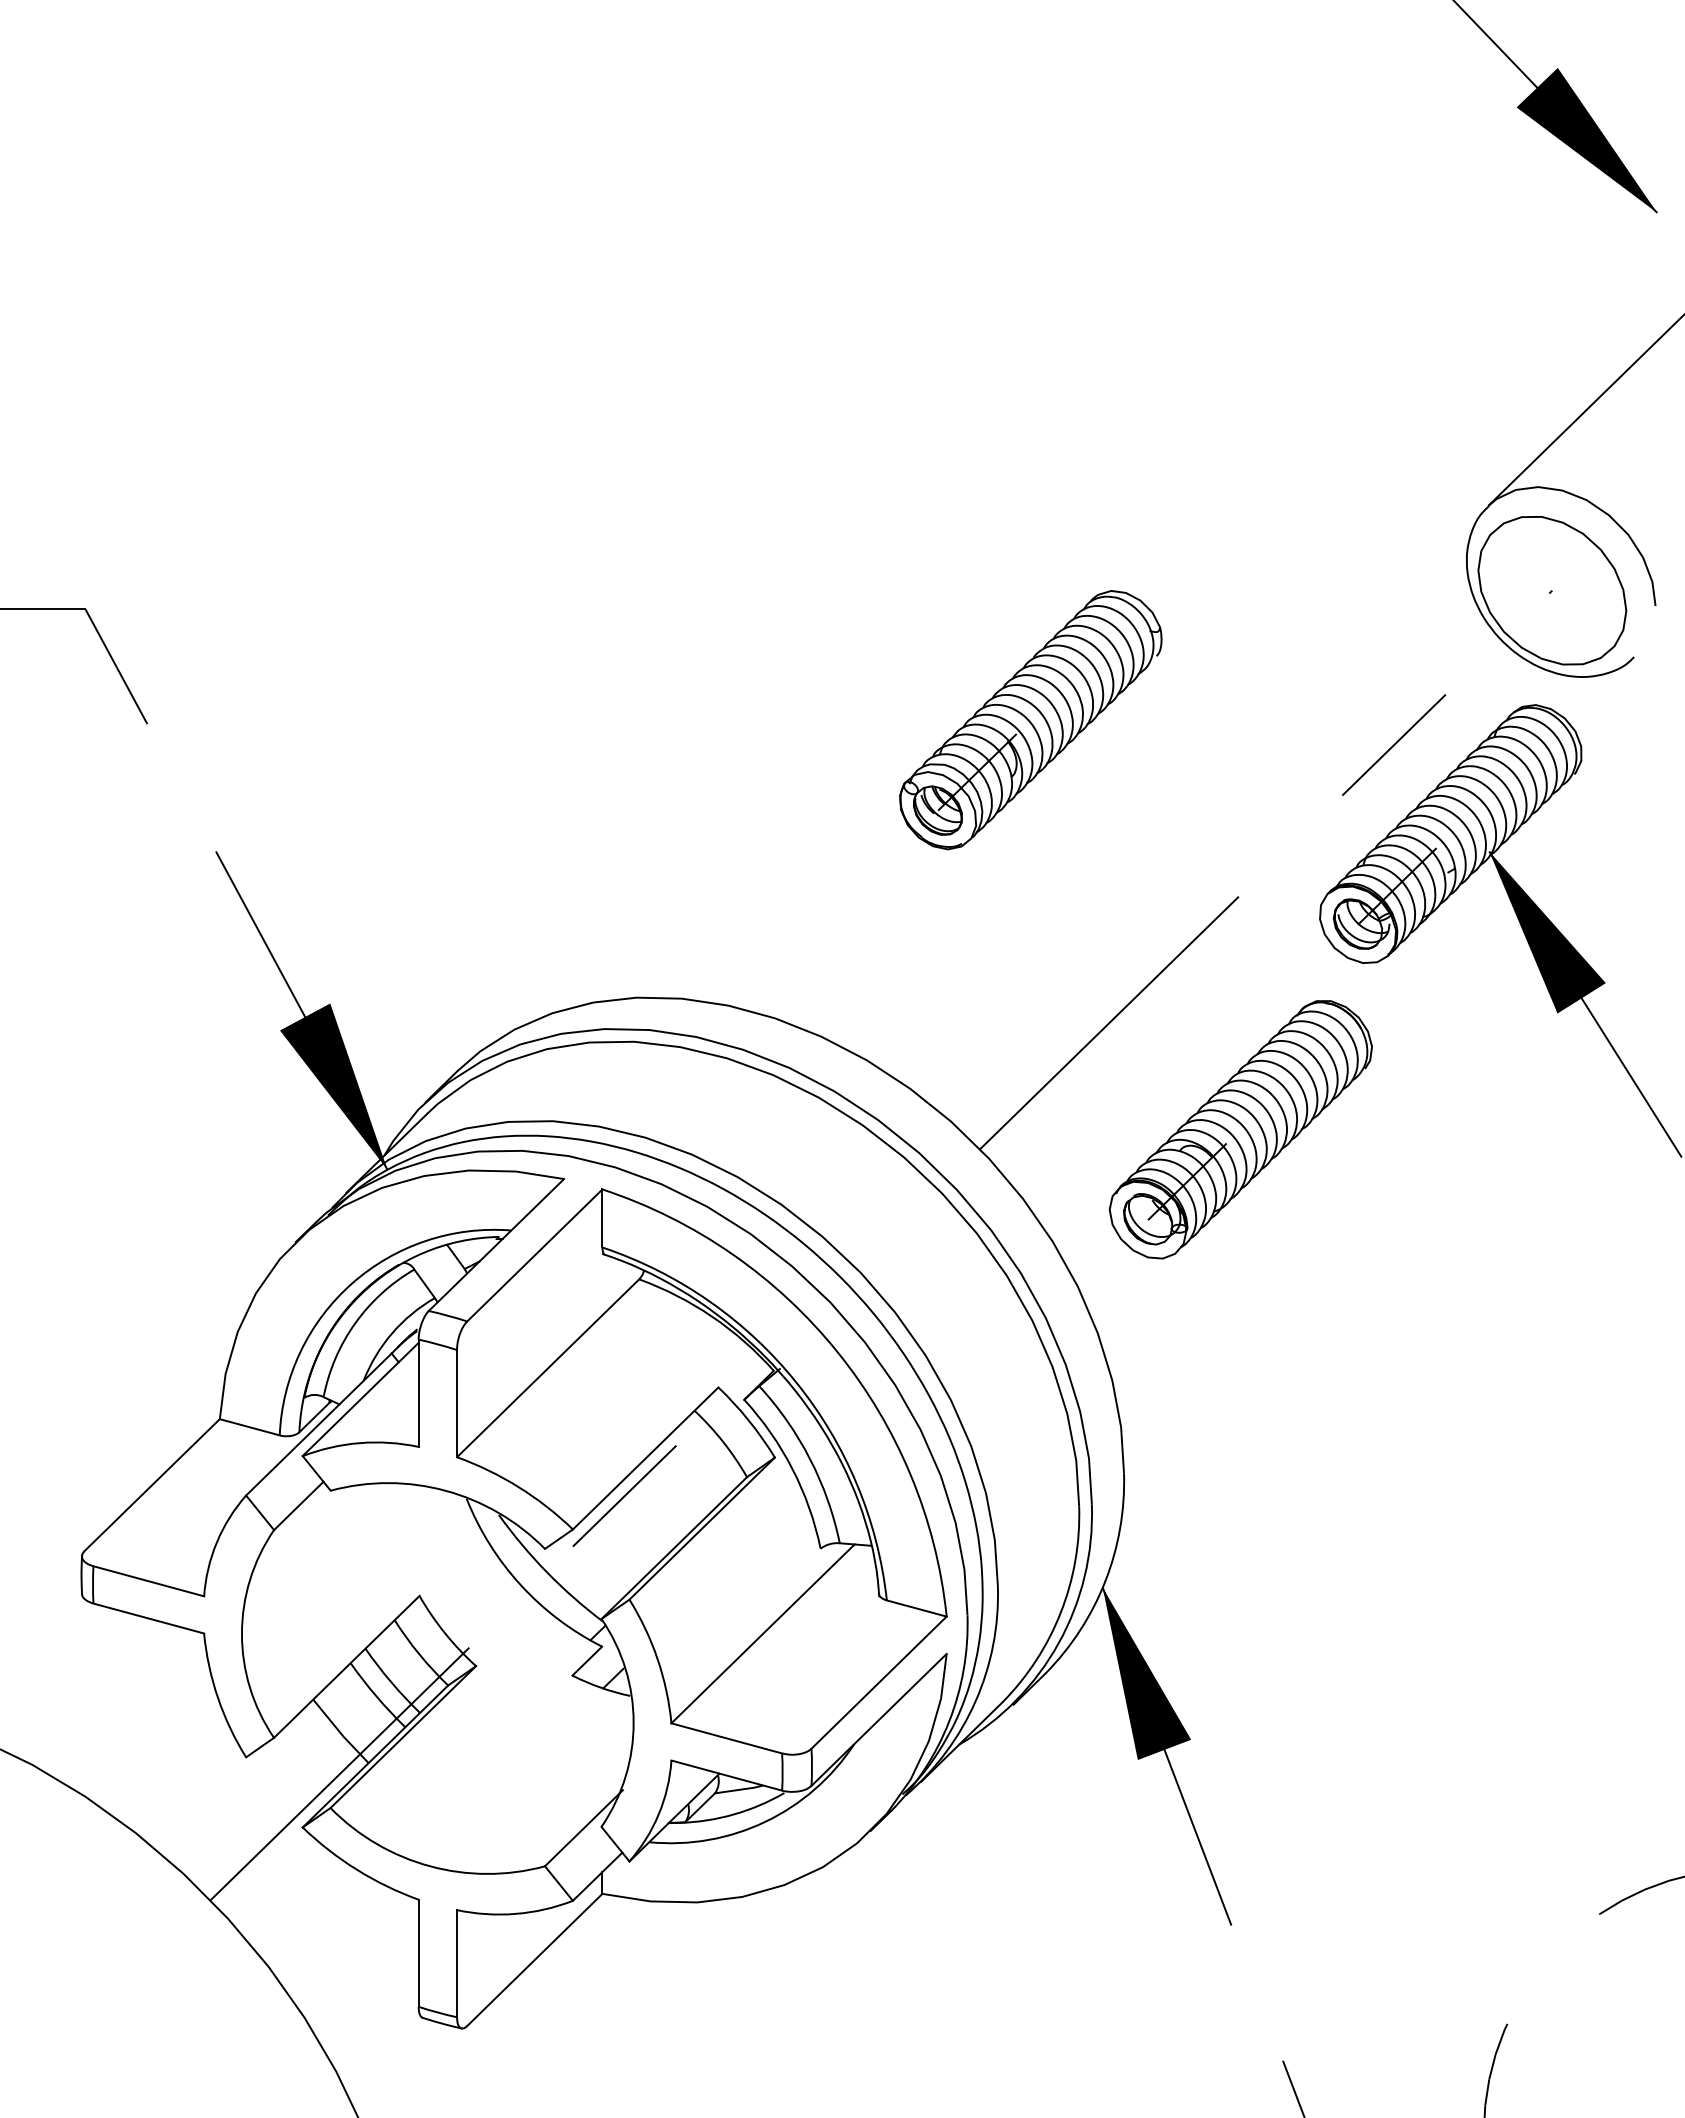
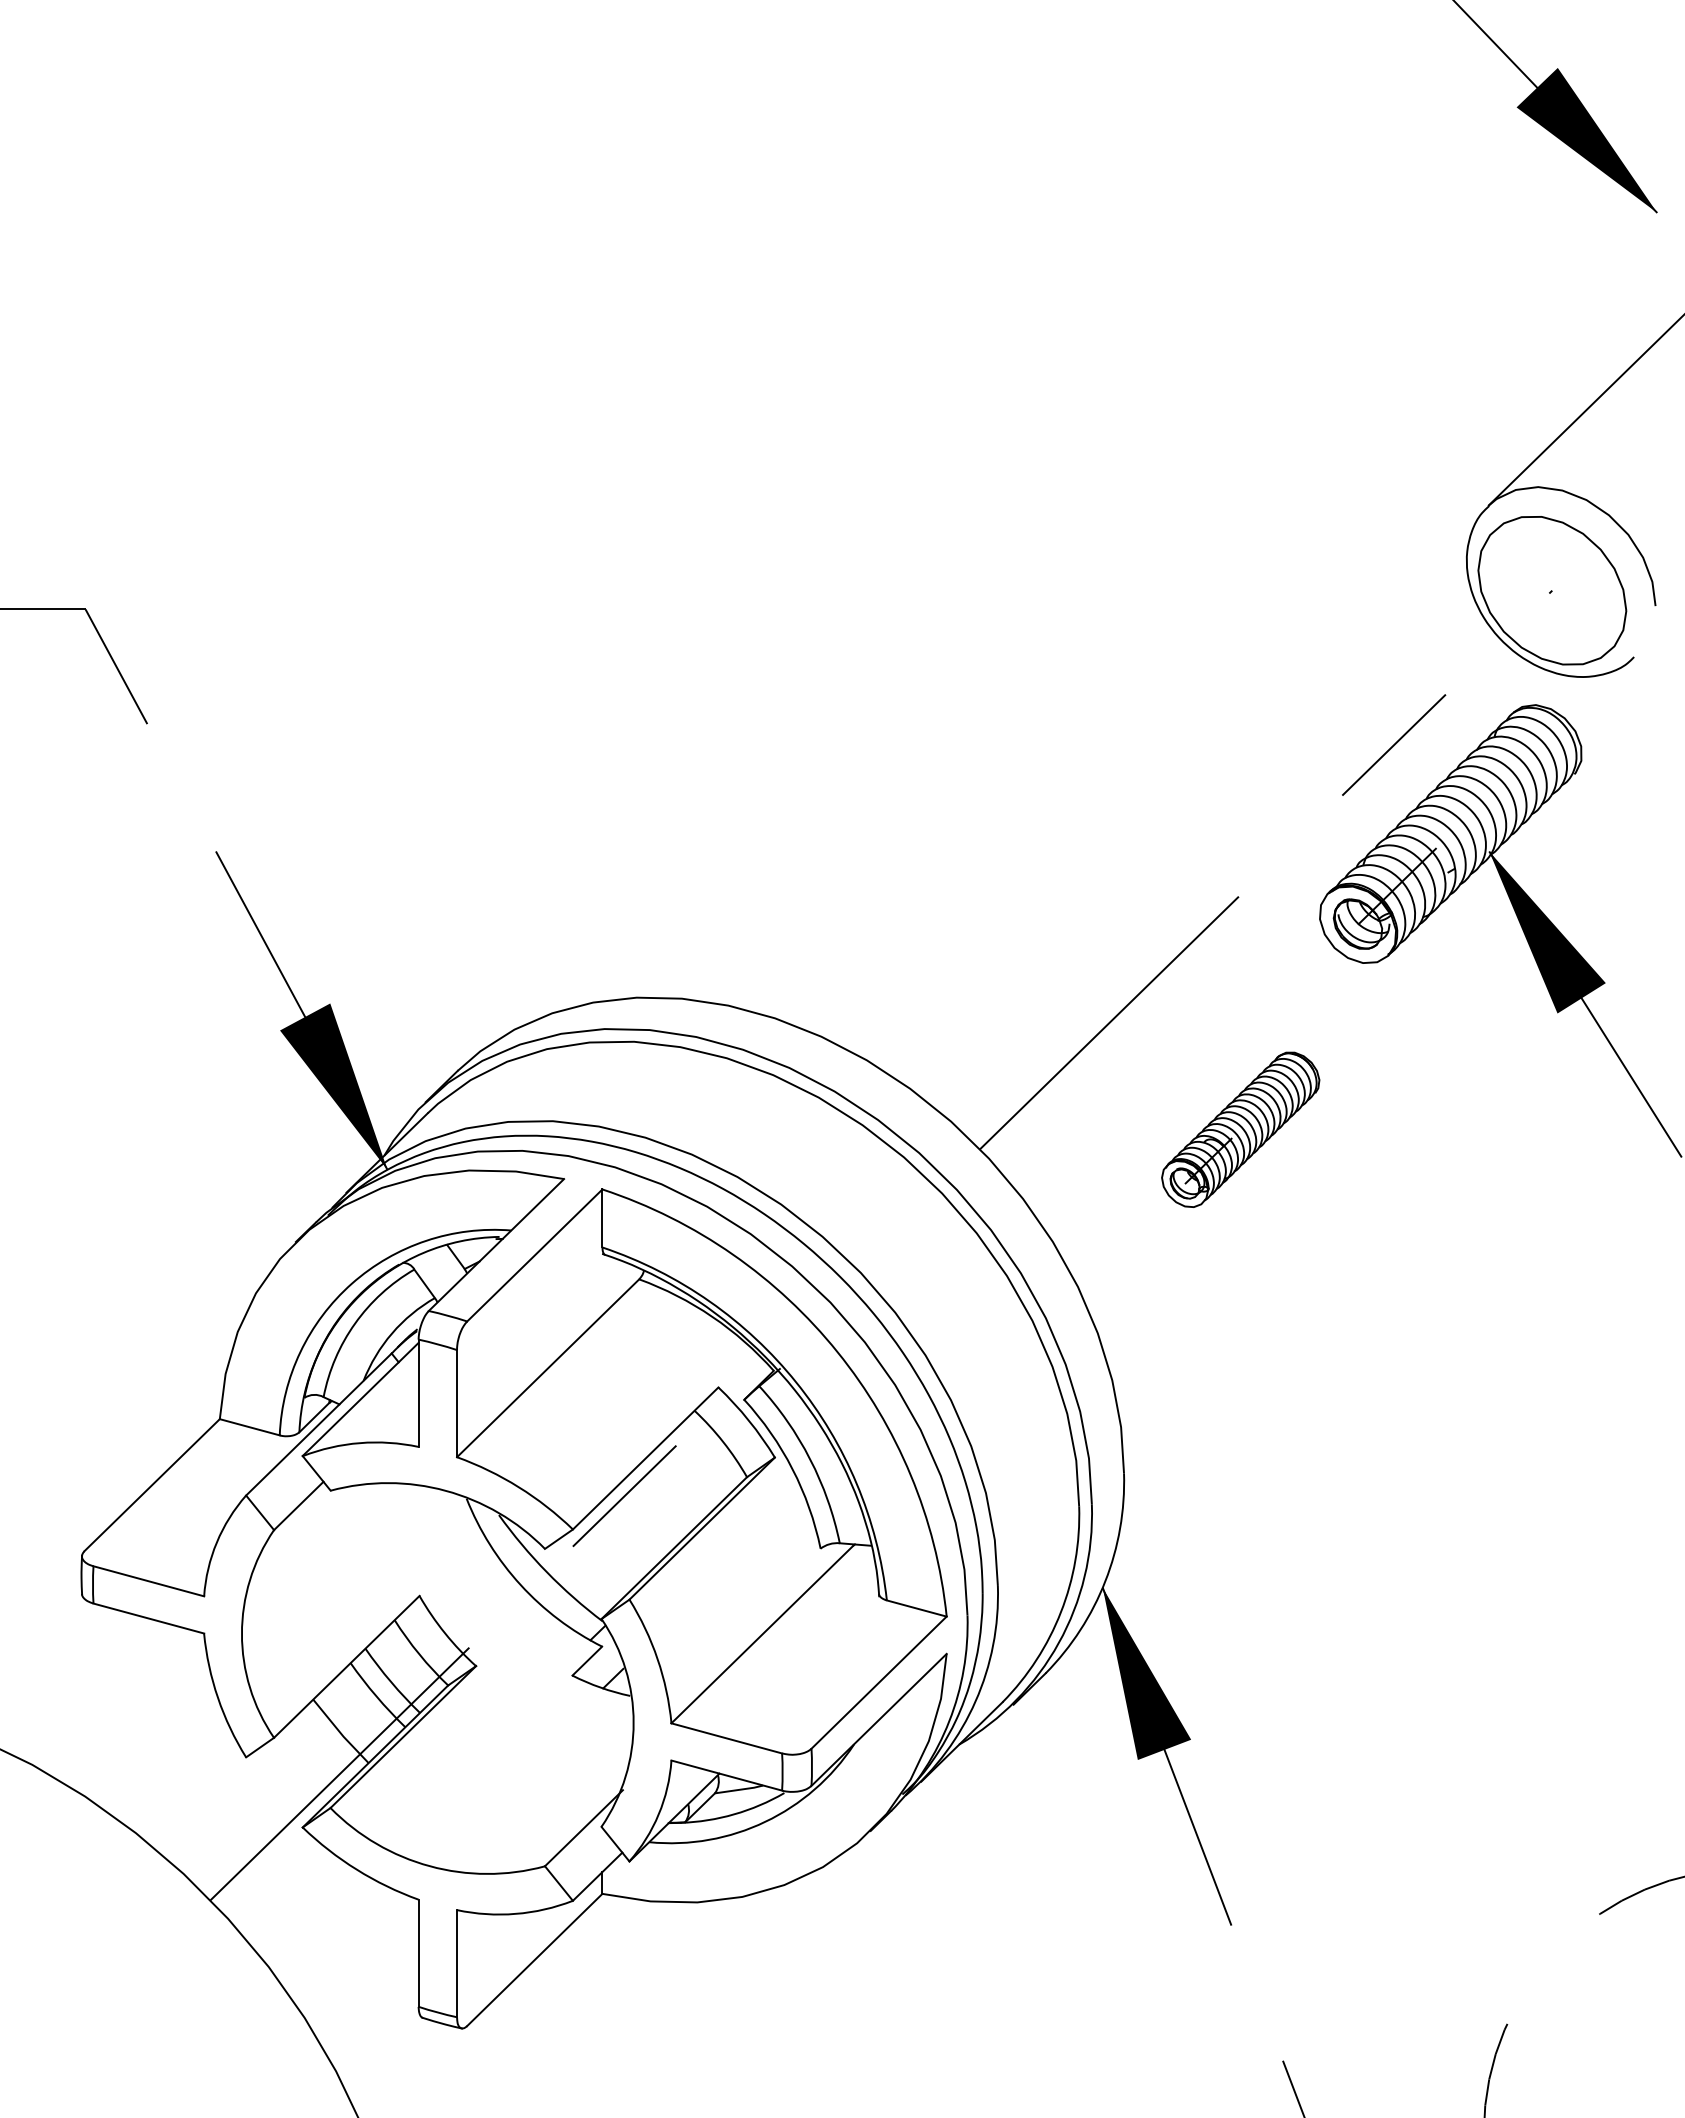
part: present -> none (1030, 720)
part size: 265x260 px -> 160x157 px (1240, 1129)
